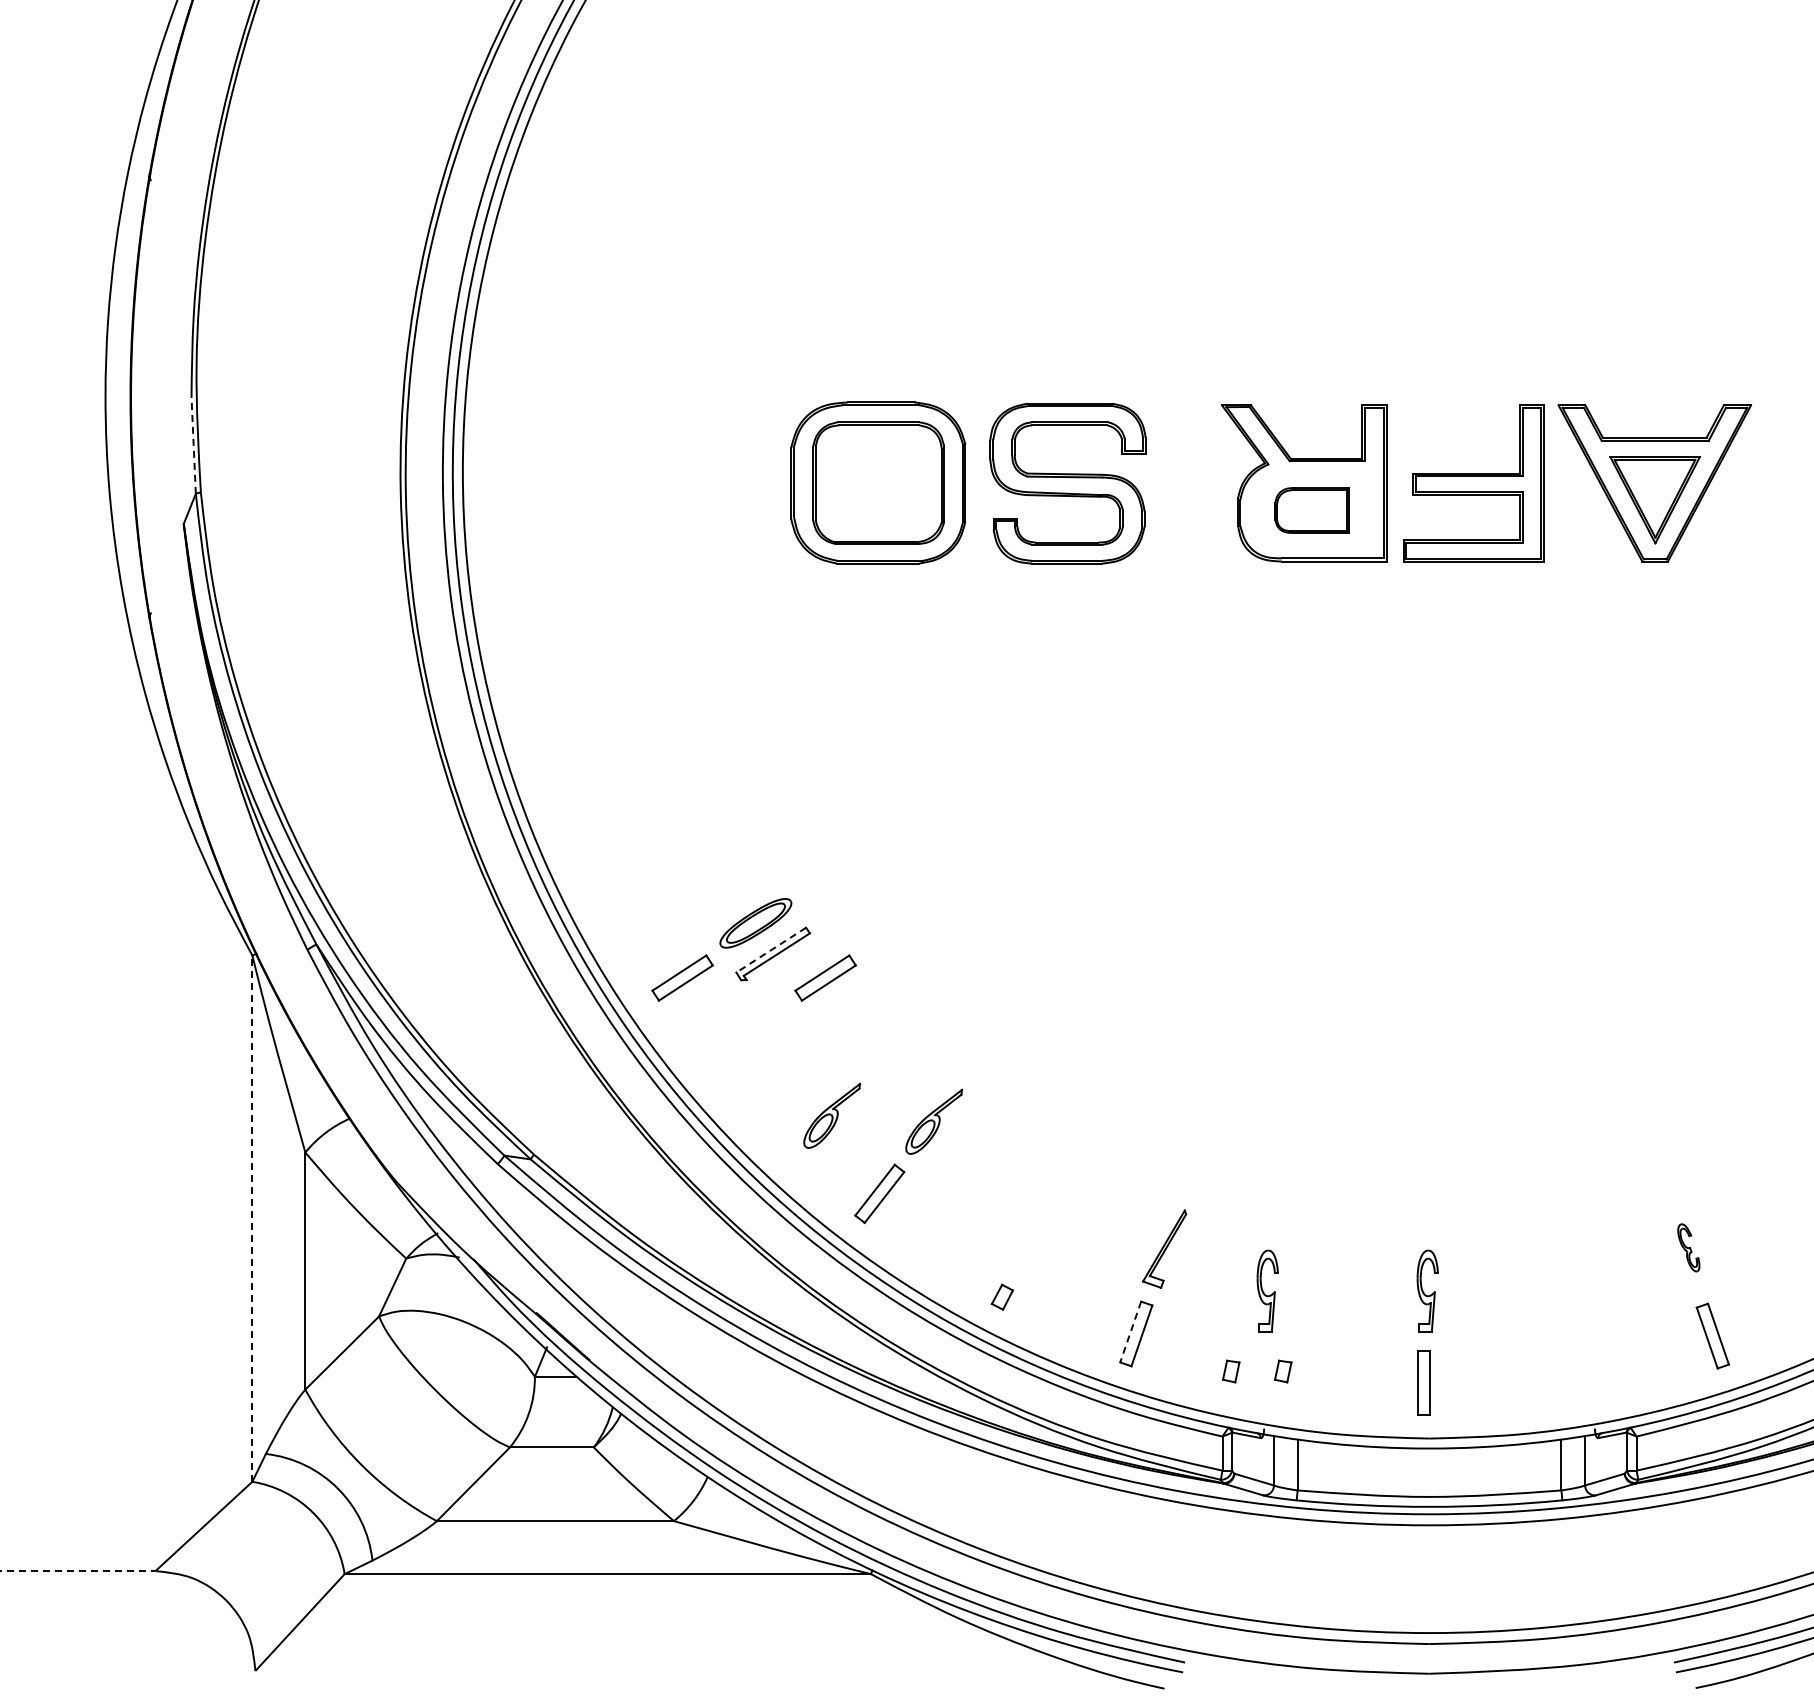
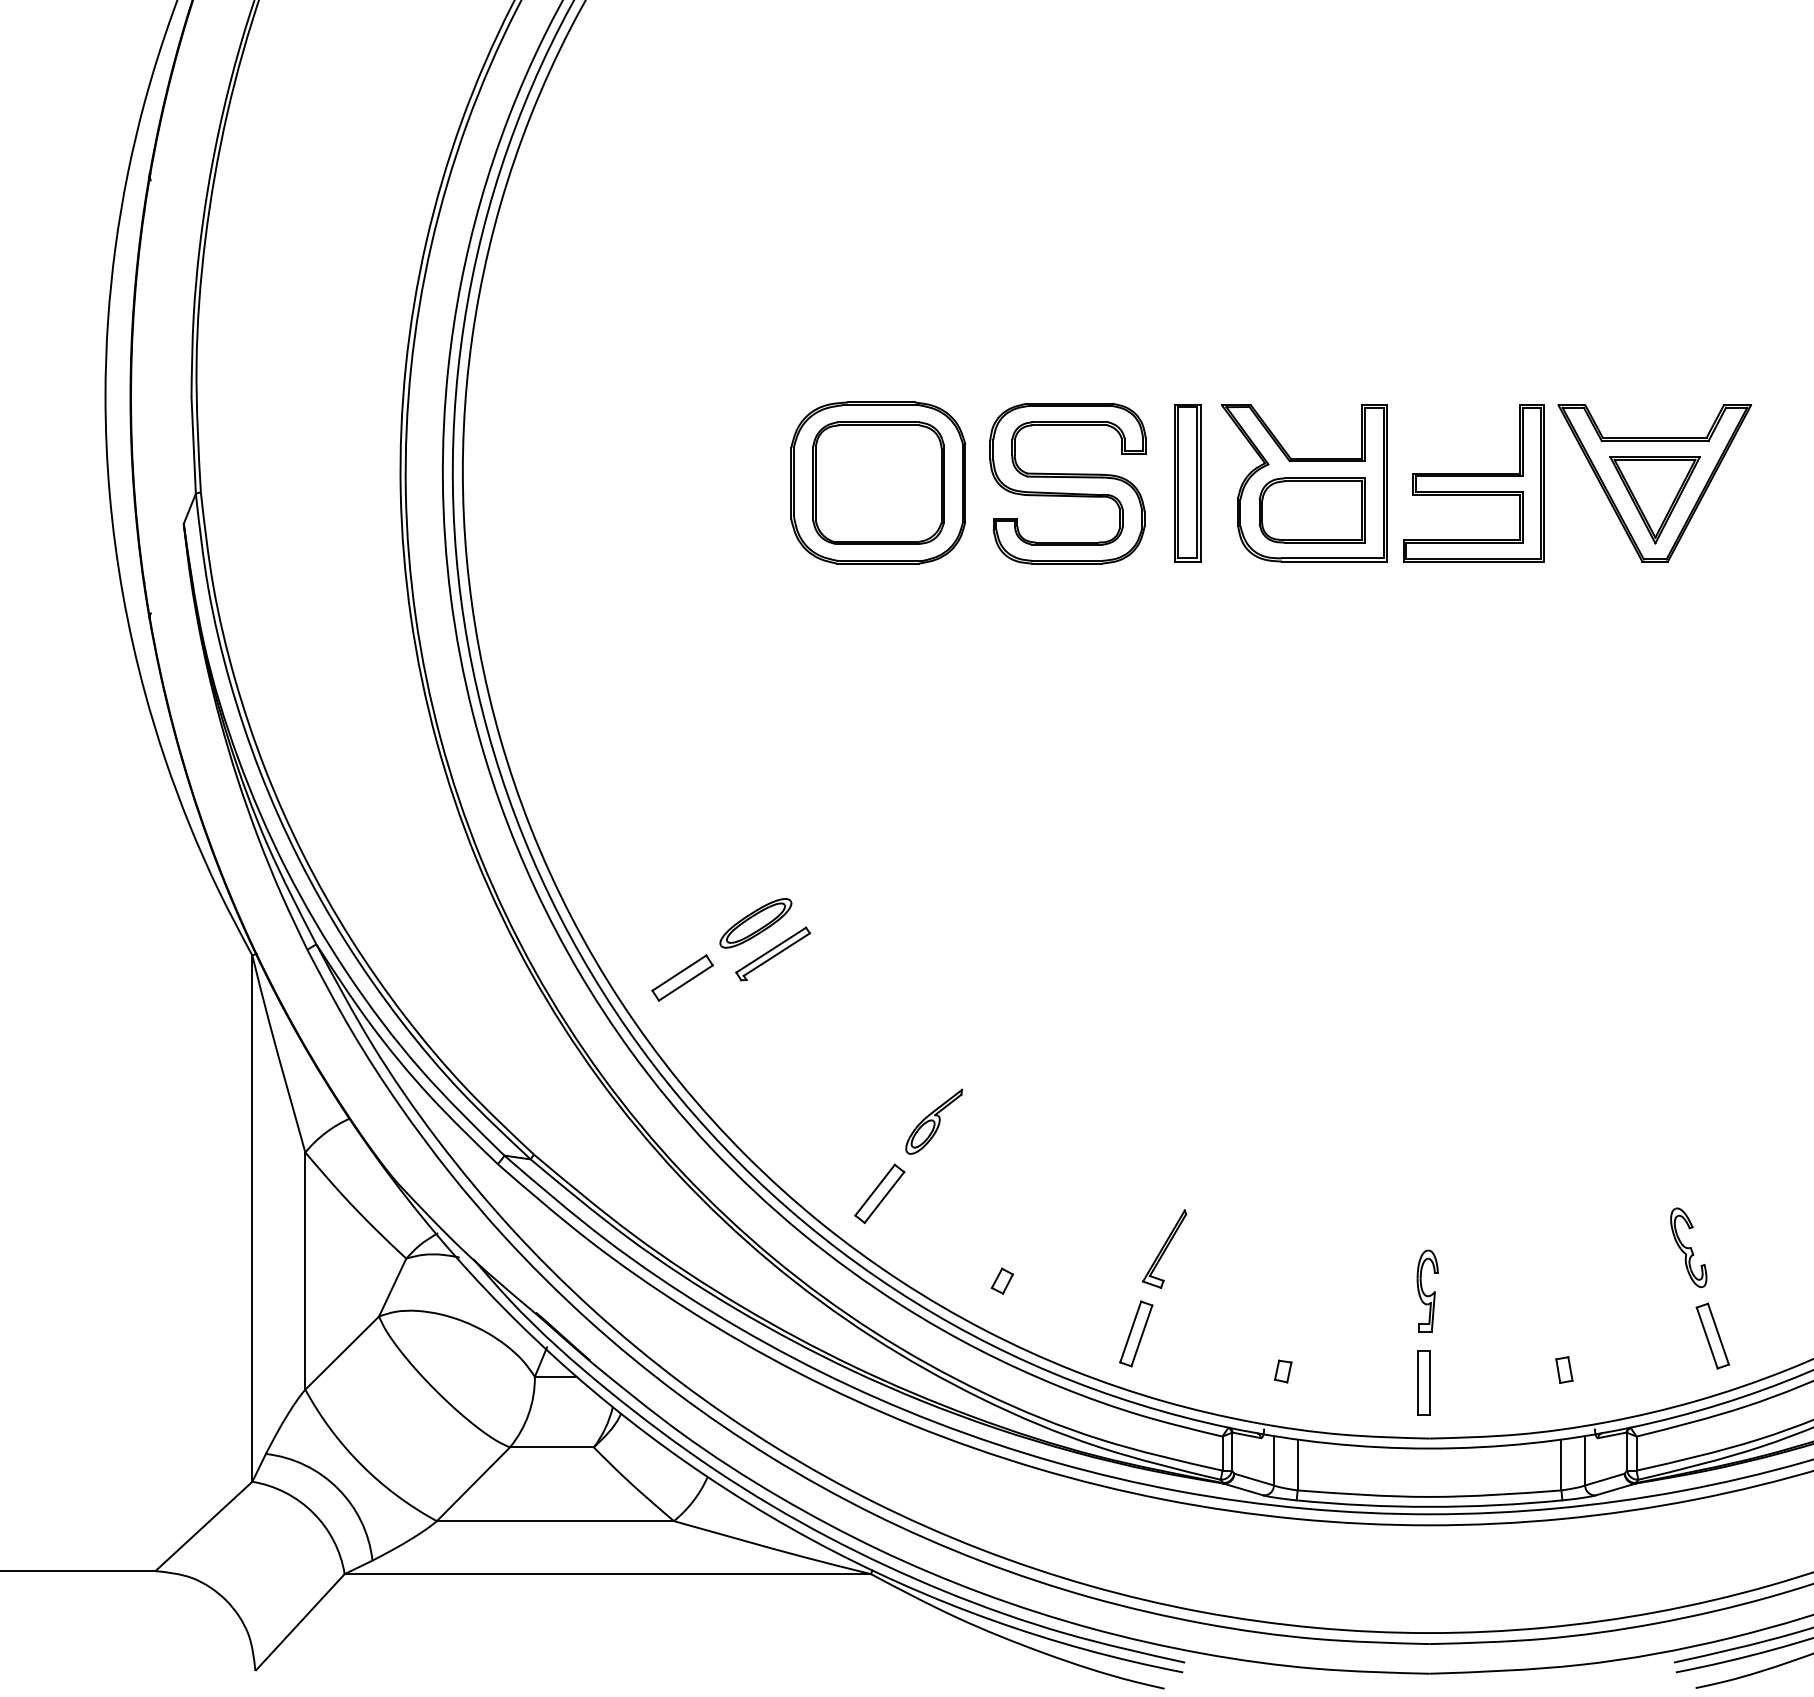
line: dashed -> solid (193, 444)
part: none -> present (1187, 483)
part size: 76x47 px -> 108x67 px (1311, 510)
line: dashed -> solid (770, 950)
part: present -> none (825, 977)
part: present -> none (832, 1115)
line: dashed -> solid (252, 1218)
part size: 24x50 px -> 38x82 px (1688, 1247)
part: present -> none (1267, 1290)
part position: (1001, 1296) -> (1001, 1280) (1001, 1280)
line: dashed -> solid (1130, 1332)
part: none -> present (1564, 1369)
part: present -> none (1231, 1371)
line: dashed -> solid (77, 1571)
